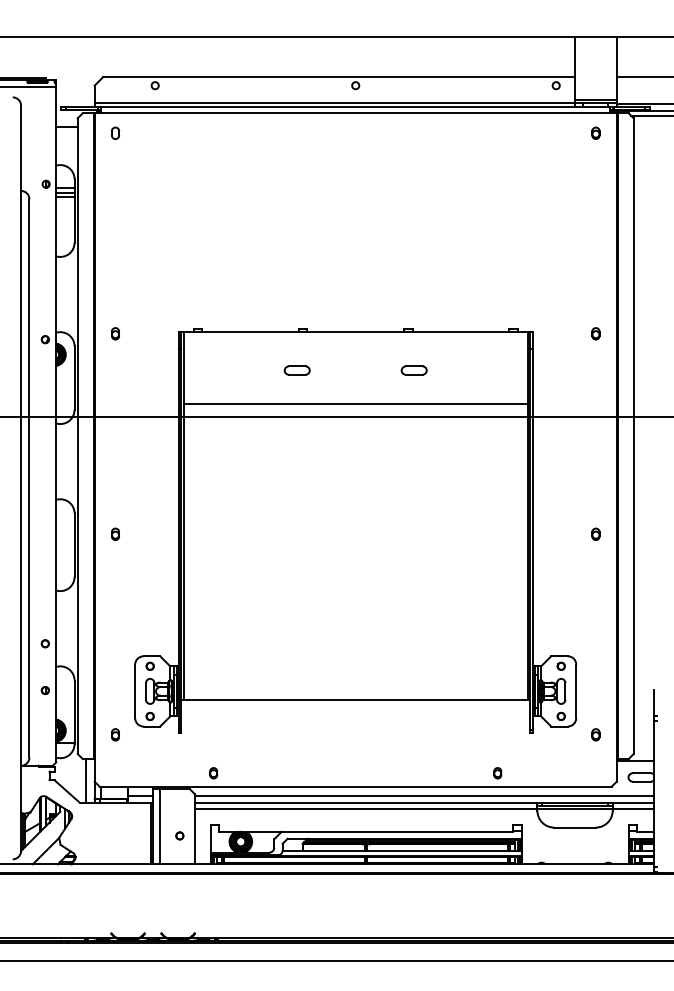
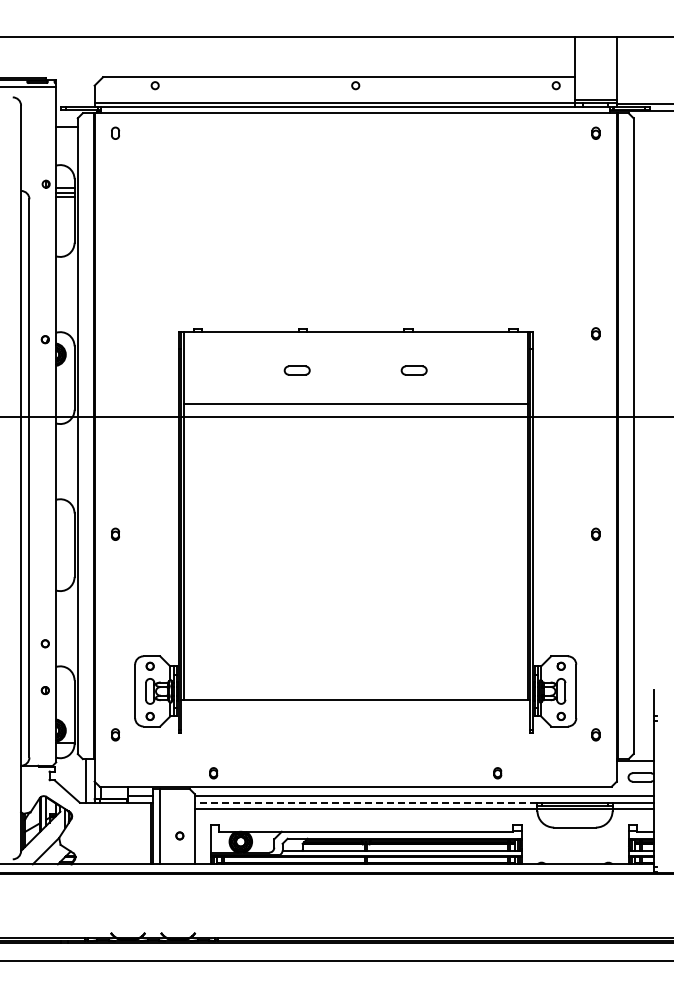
line: present -> none (643, 77)
line: present -> none (650, 115)
part: present -> none (115, 333)
line: solid -> dashed (365, 802)
